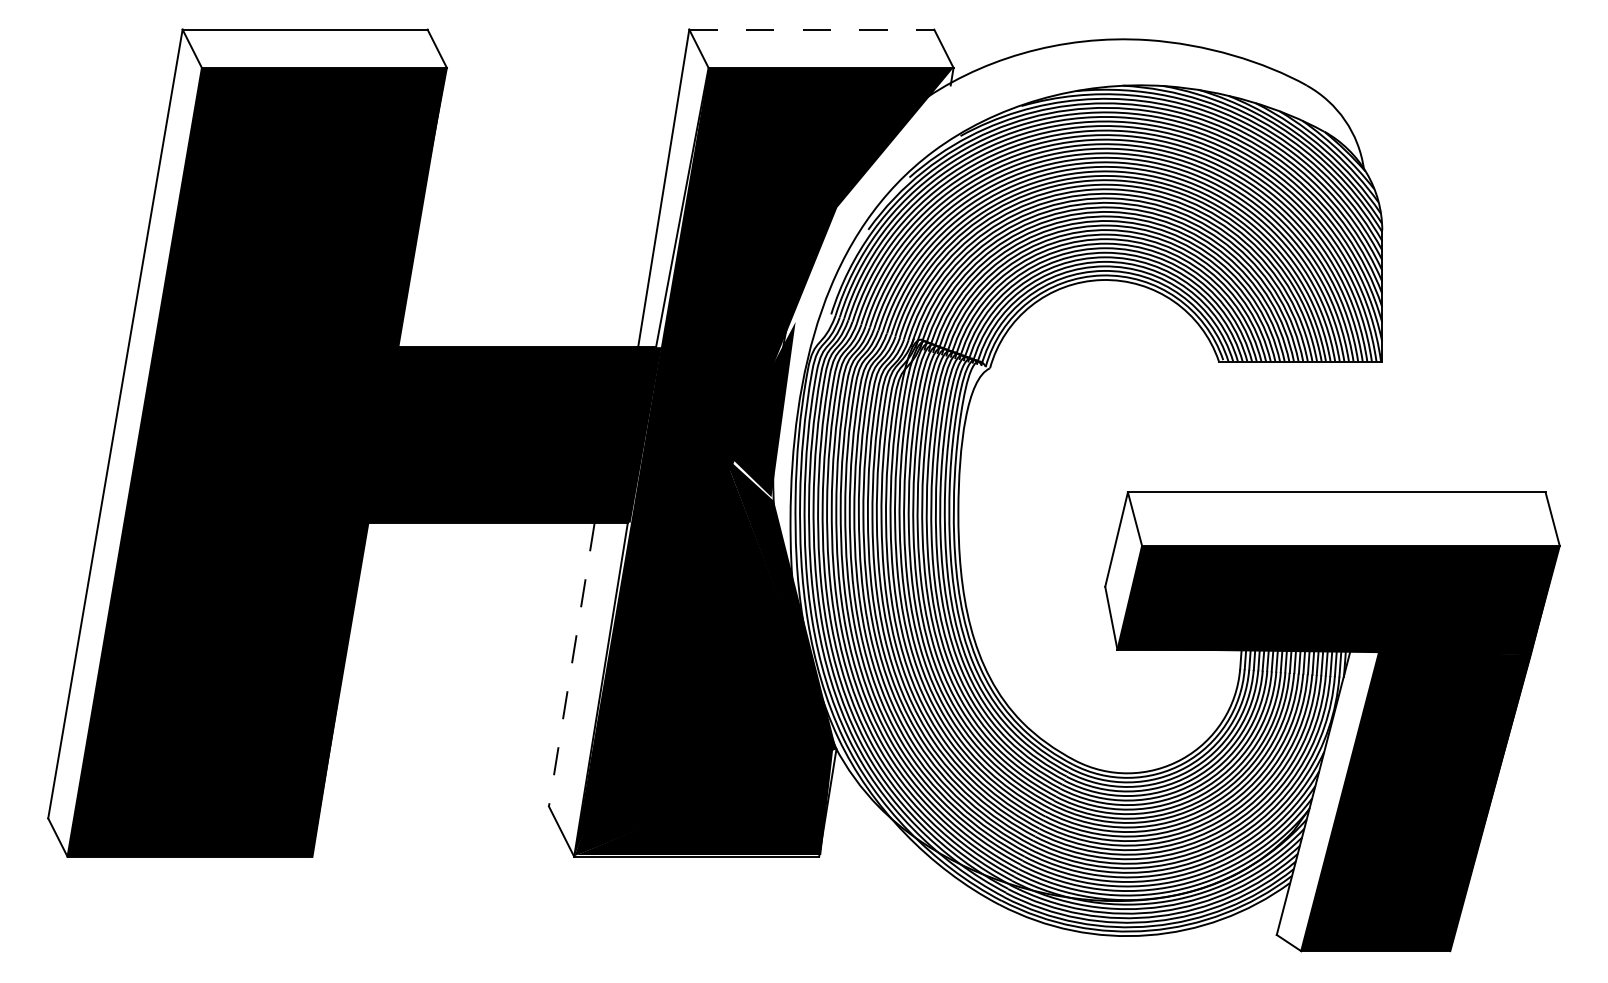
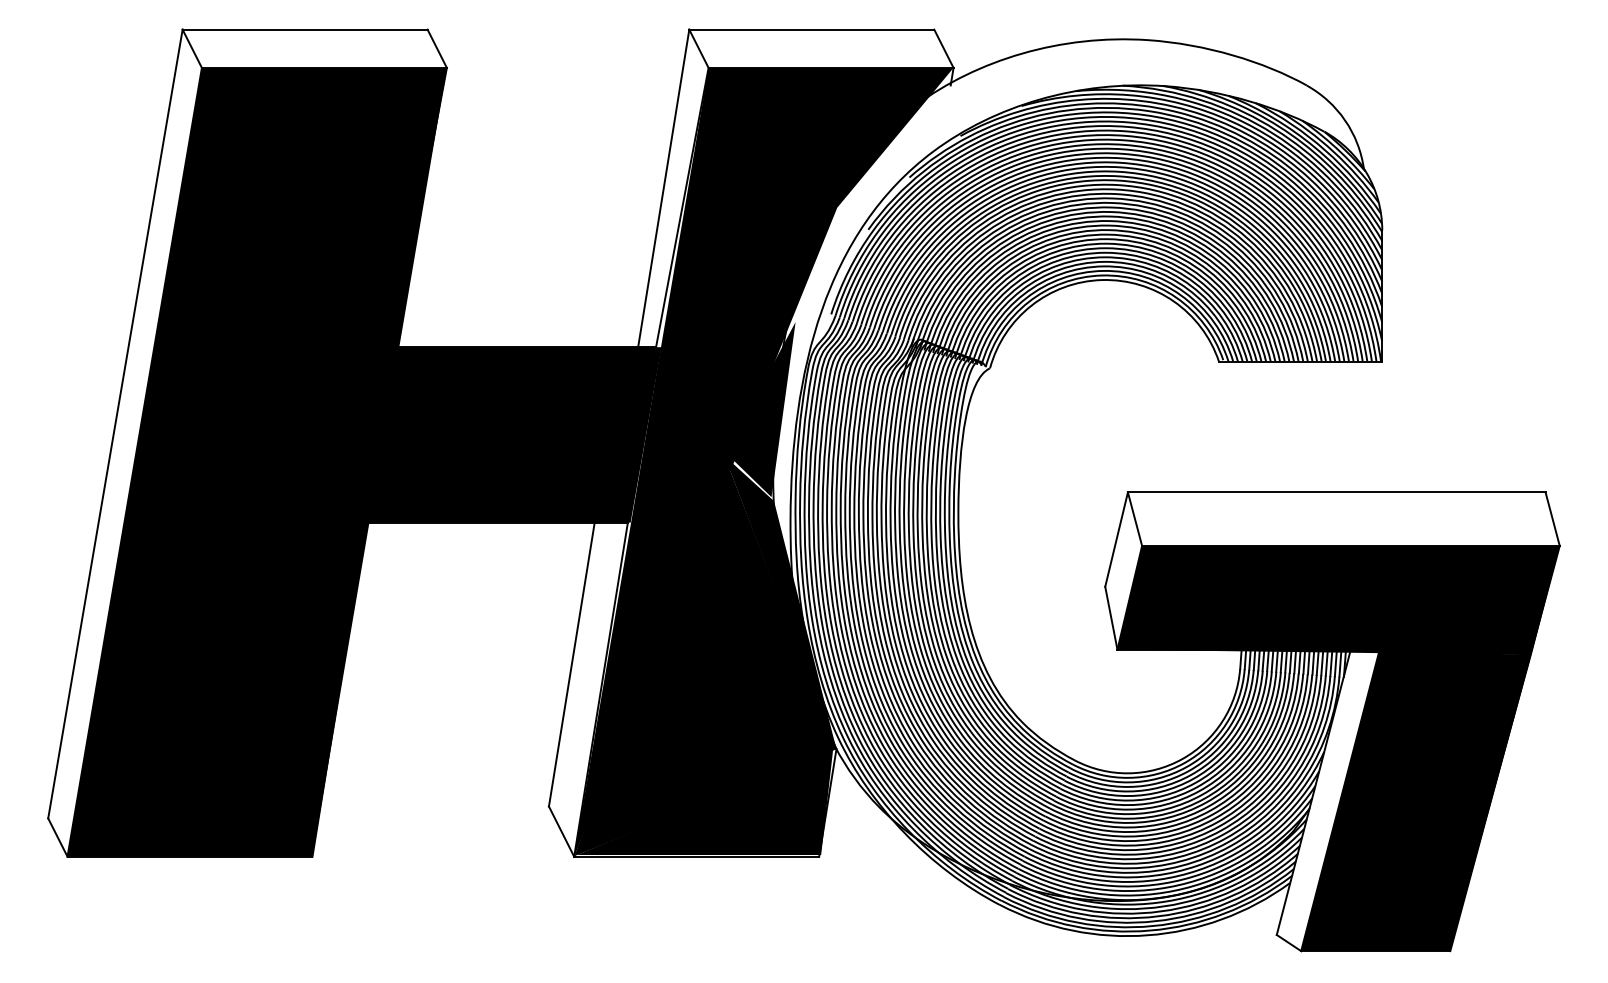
line: dashed -> solid (812, 29)
line: dashed -> solid (571, 665)
